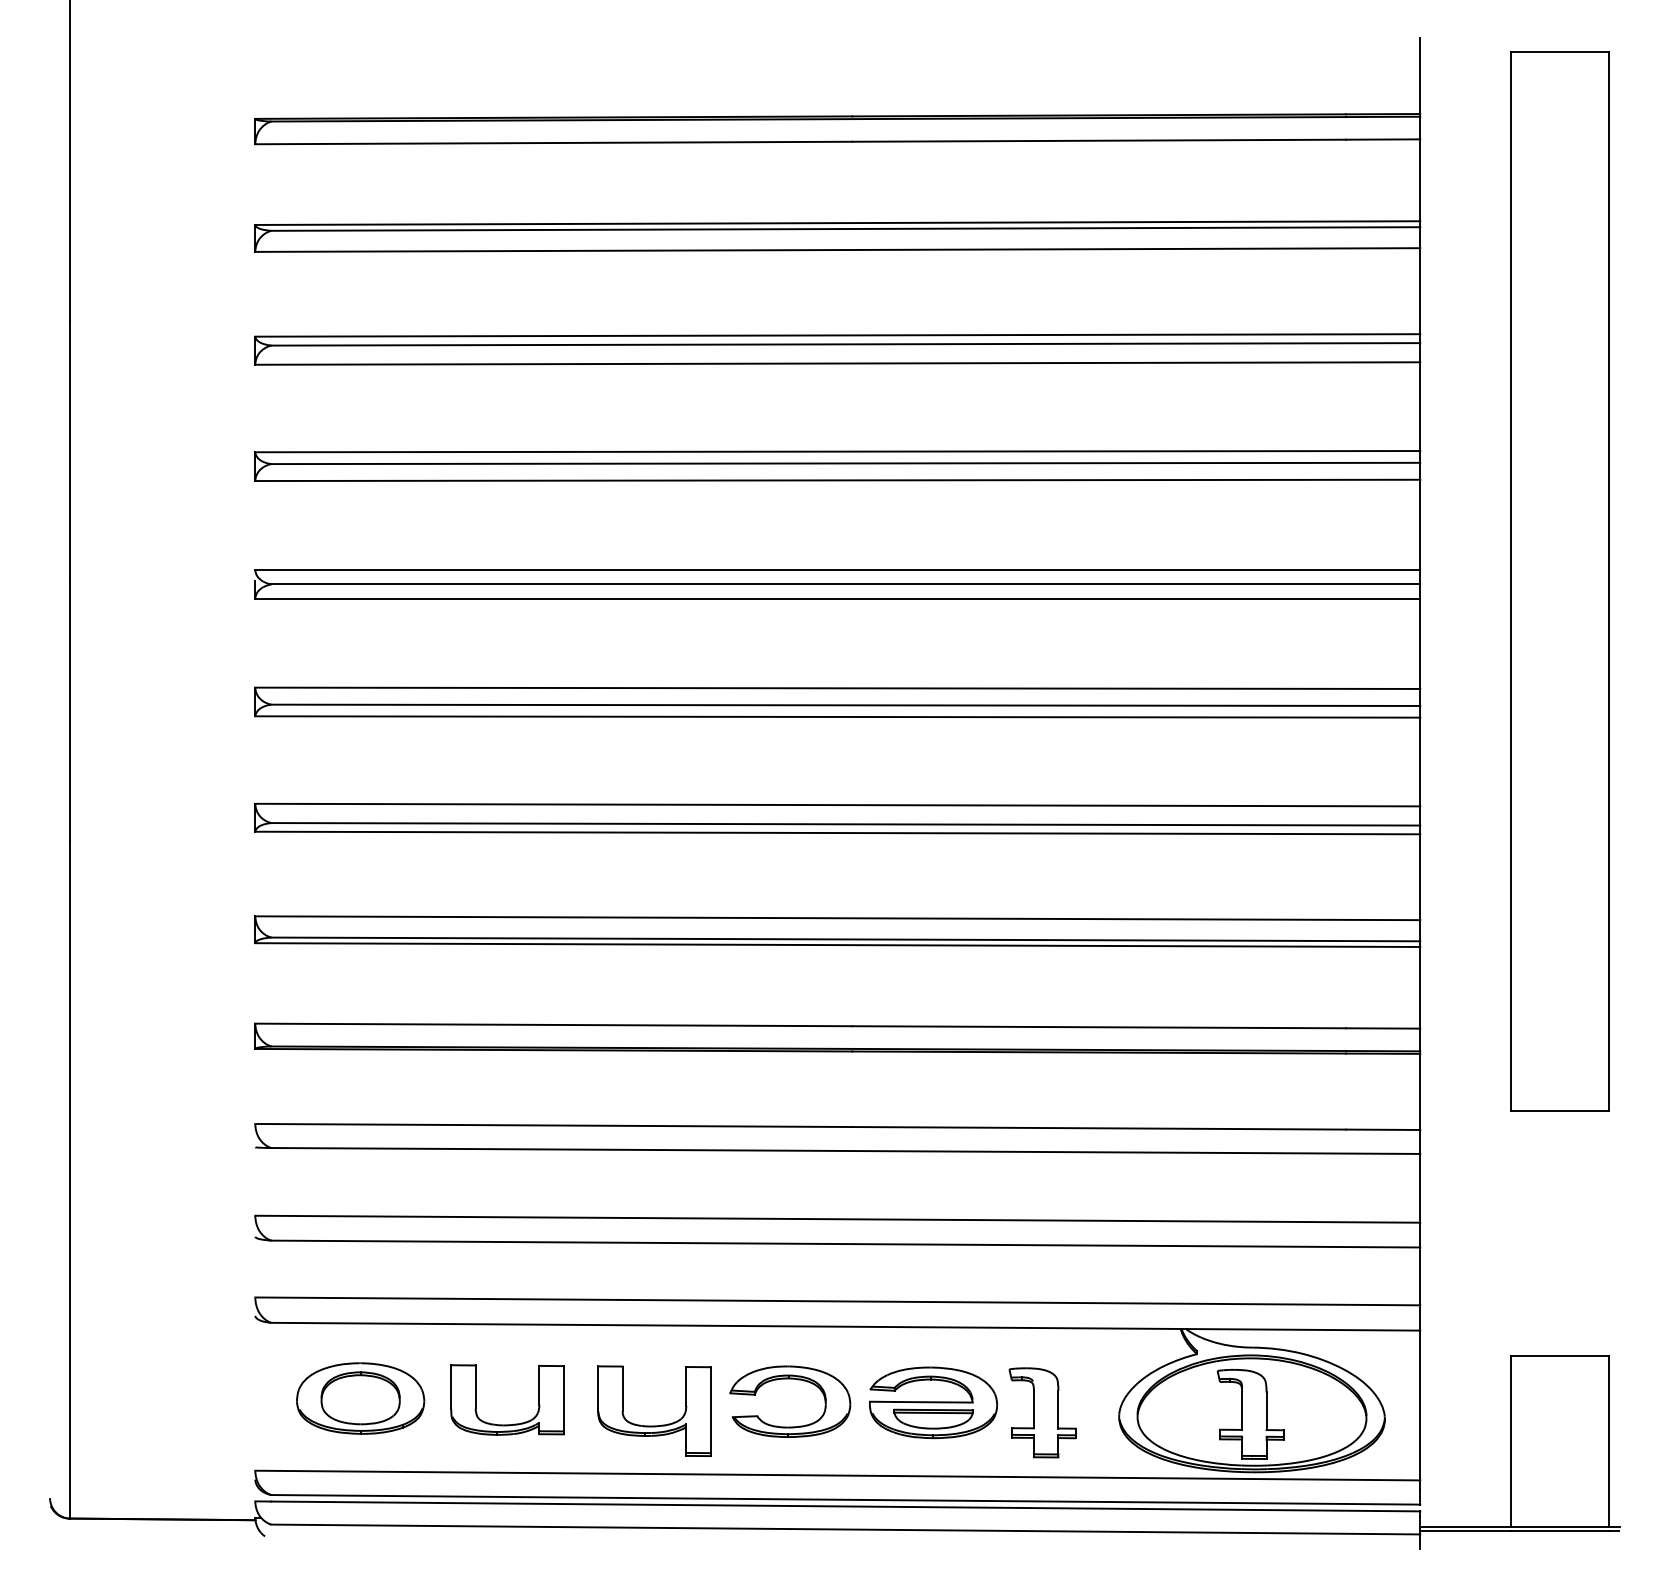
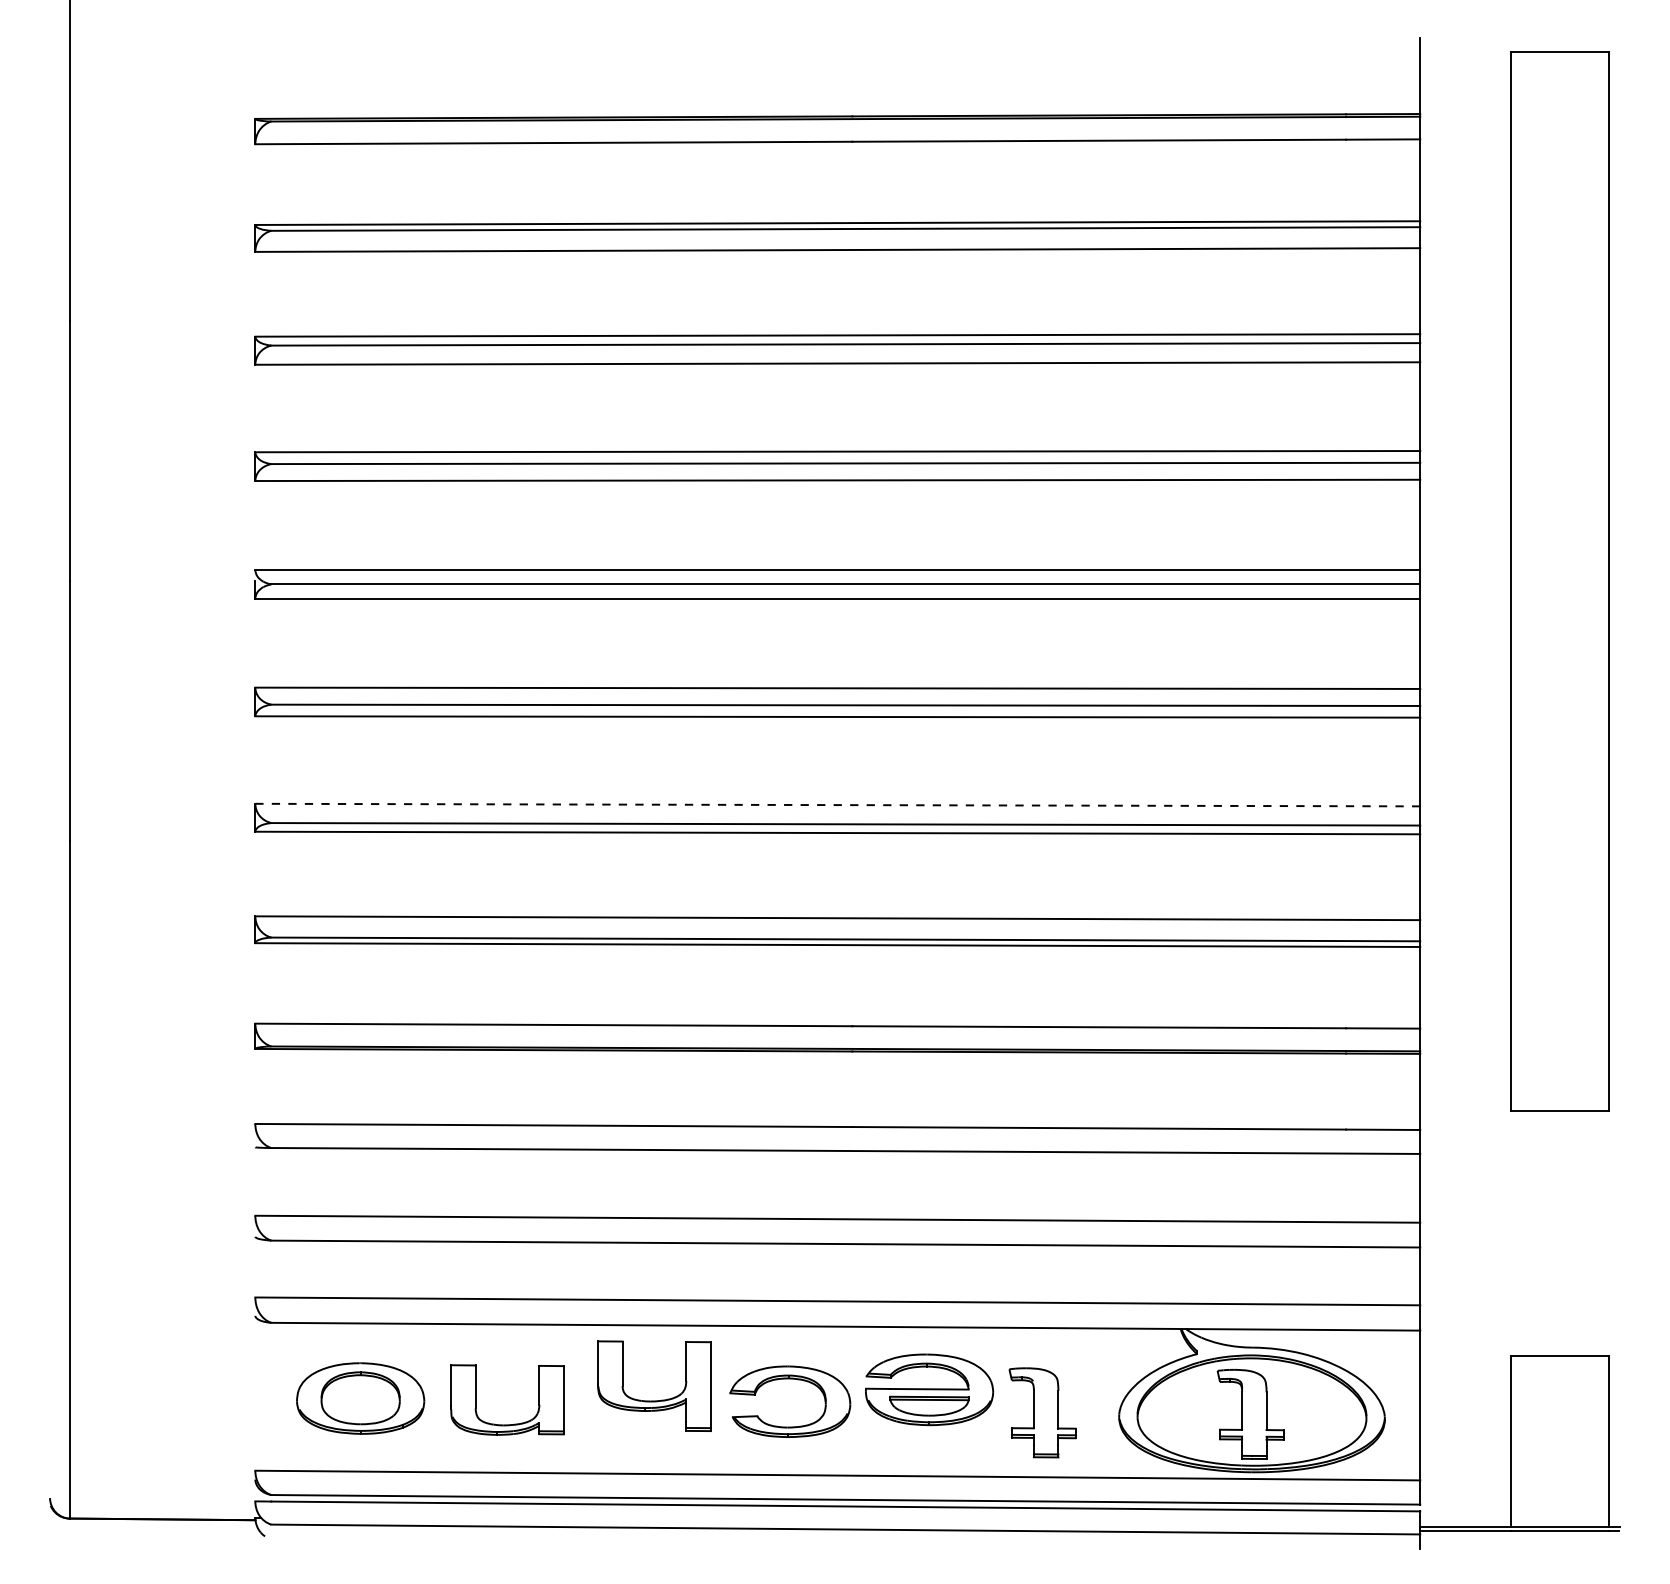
line: solid -> dashed (837, 805)
part position: (933, 1402) -> (929, 1389) (929, 1389)
part position: (654, 1425) -> (654, 1400) (654, 1400)
